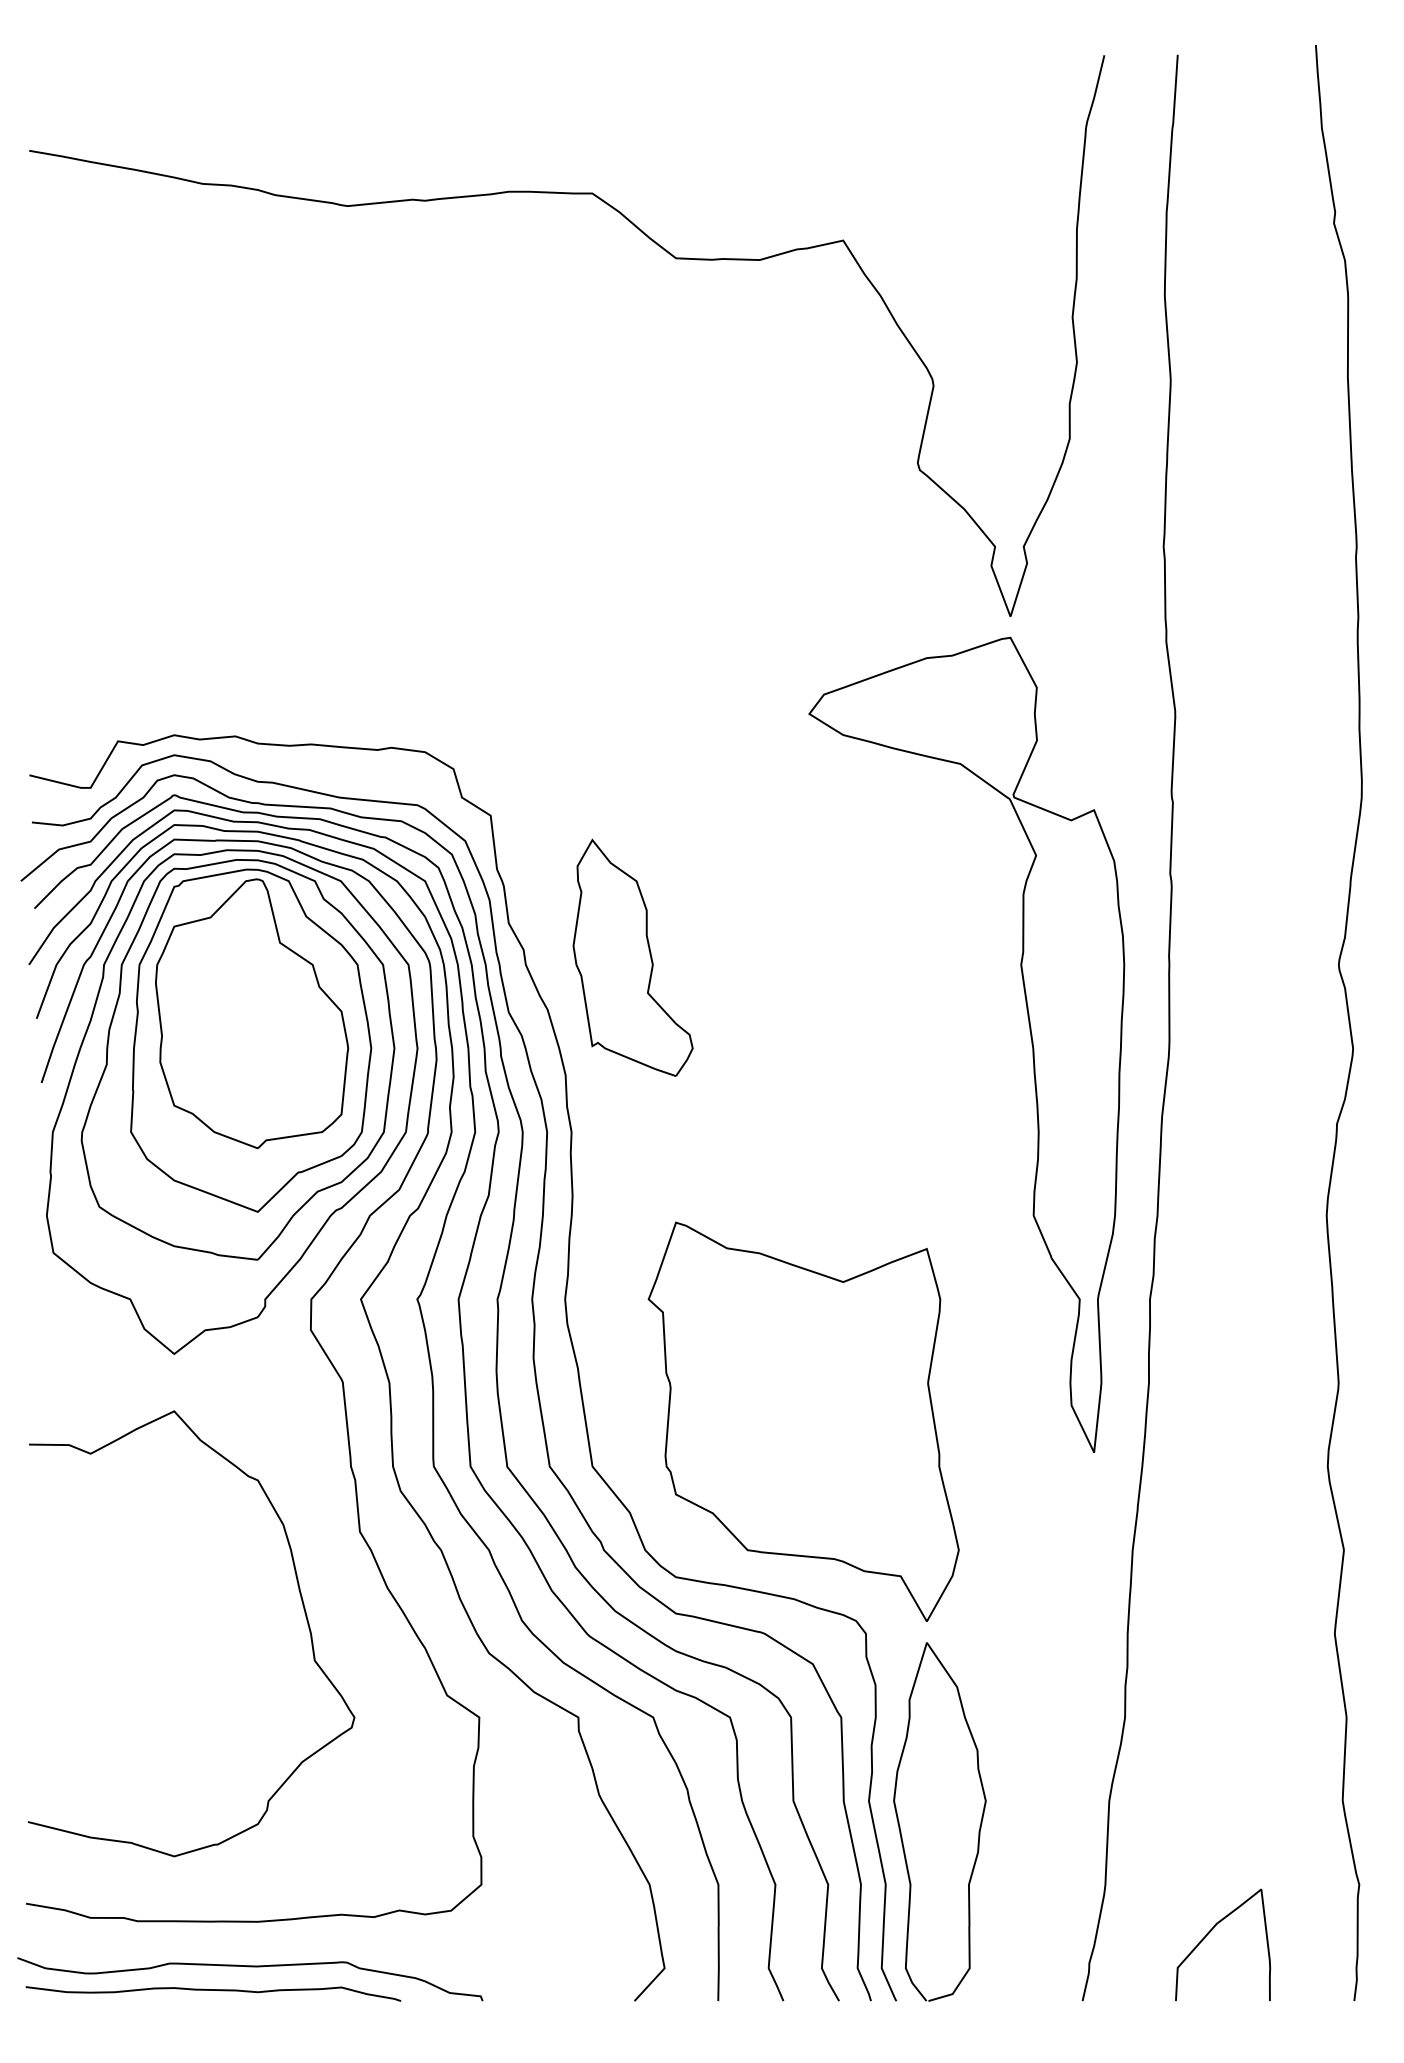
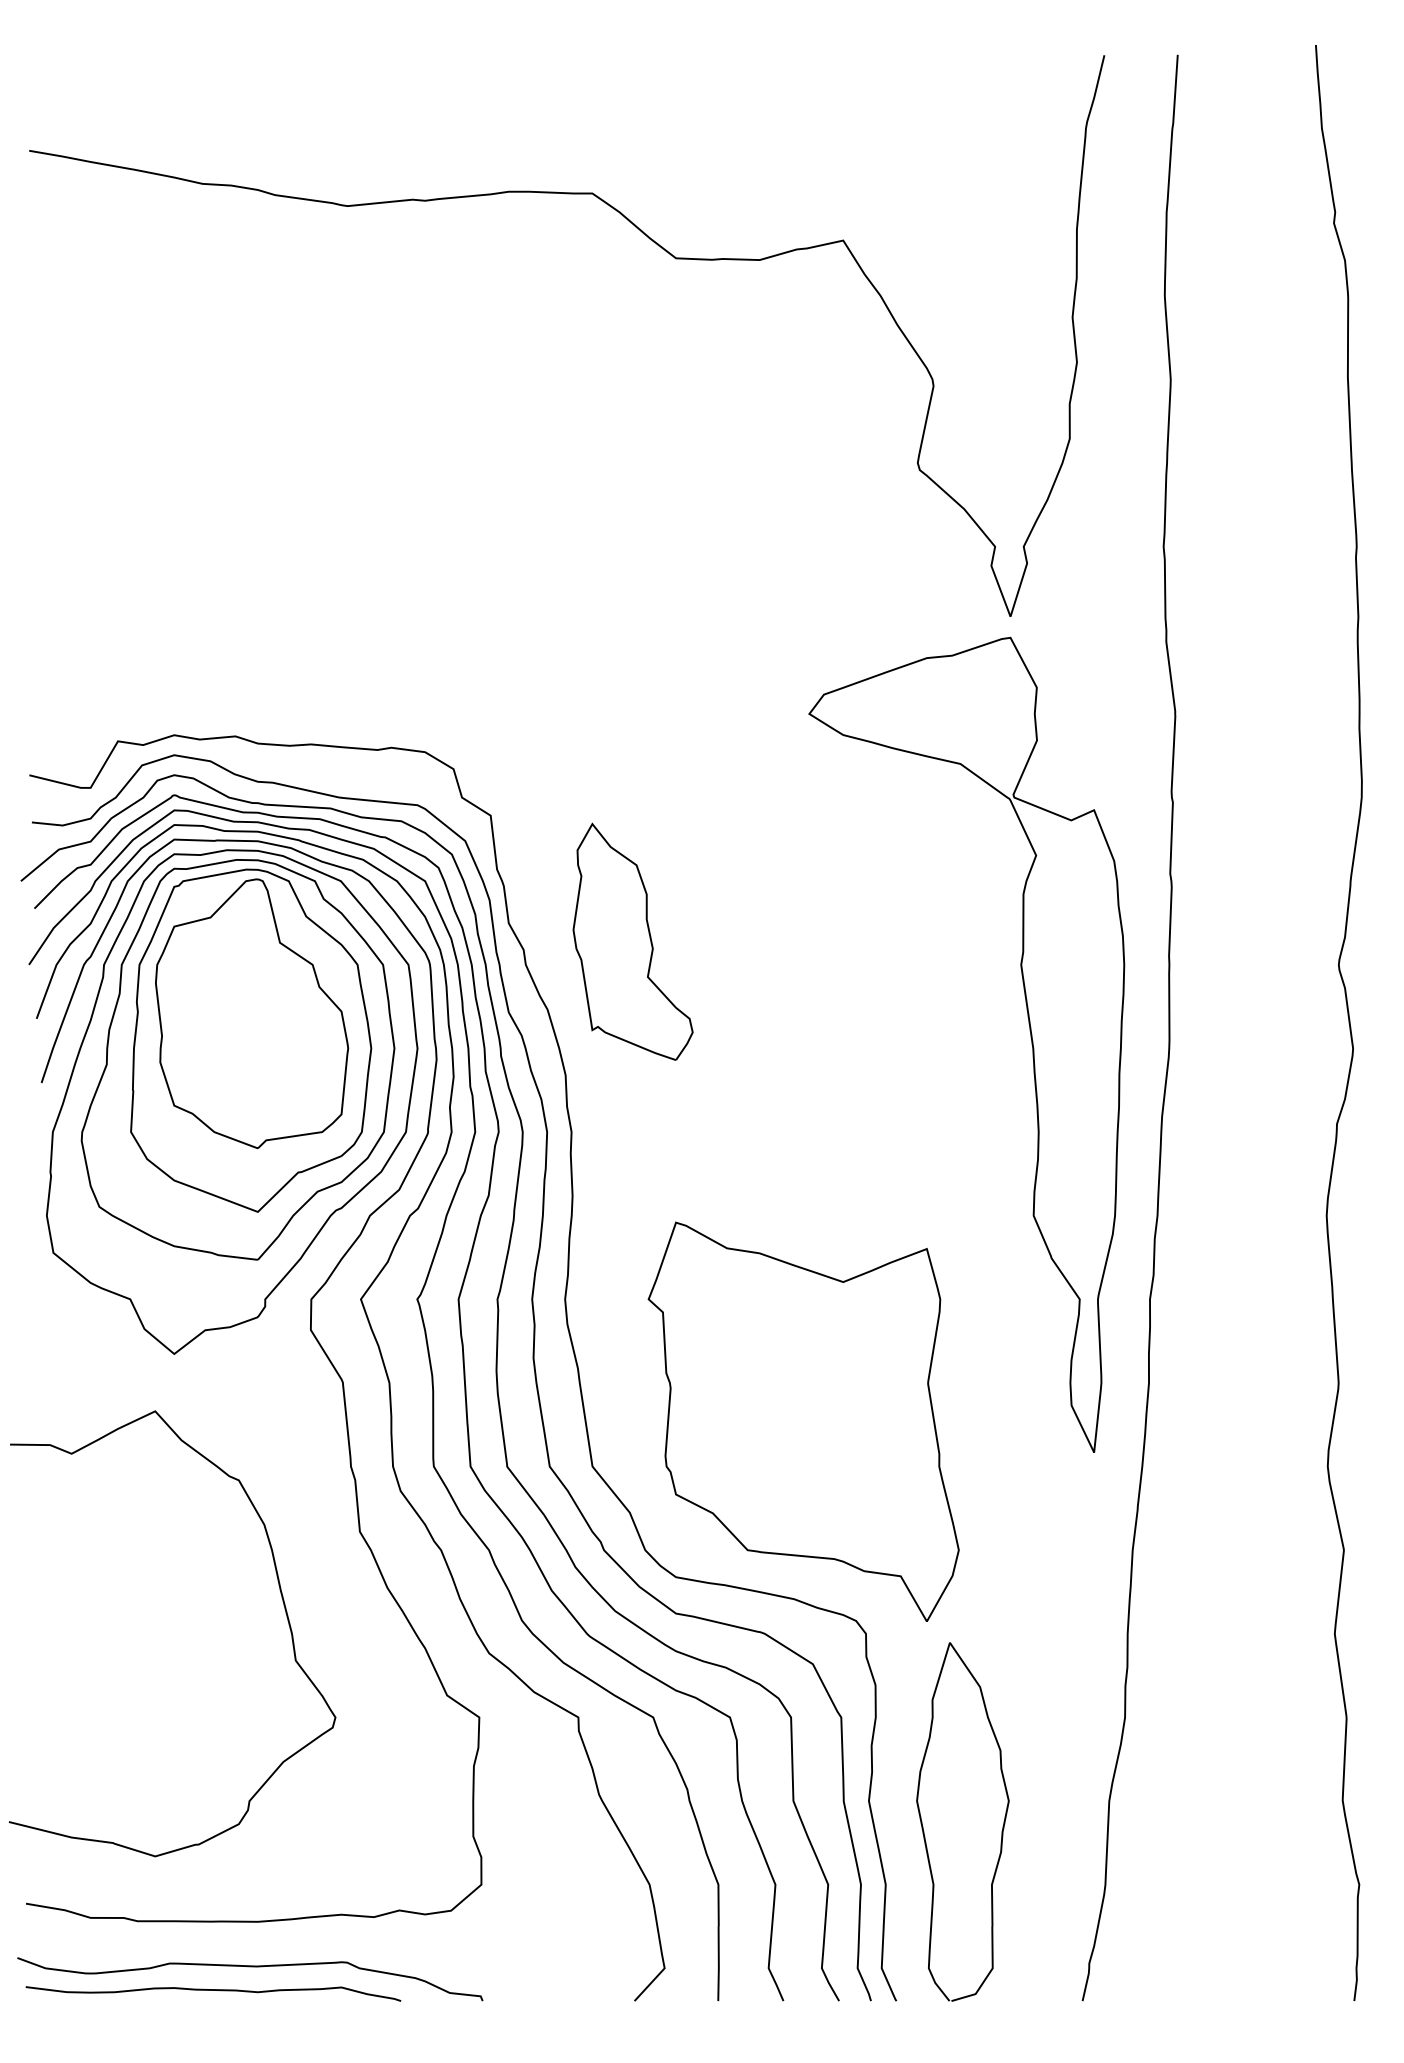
part position: (632, 957) -> (632, 941) (632, 941)
curve position: (302, 1605) -> (283, 1605) (283, 1605)
curve position: (901, 1831) -> (924, 1831) (924, 1831)
curve: present -> none (1211, 1931)
